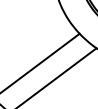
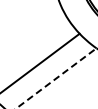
line: solid -> dashed (56, 78)
